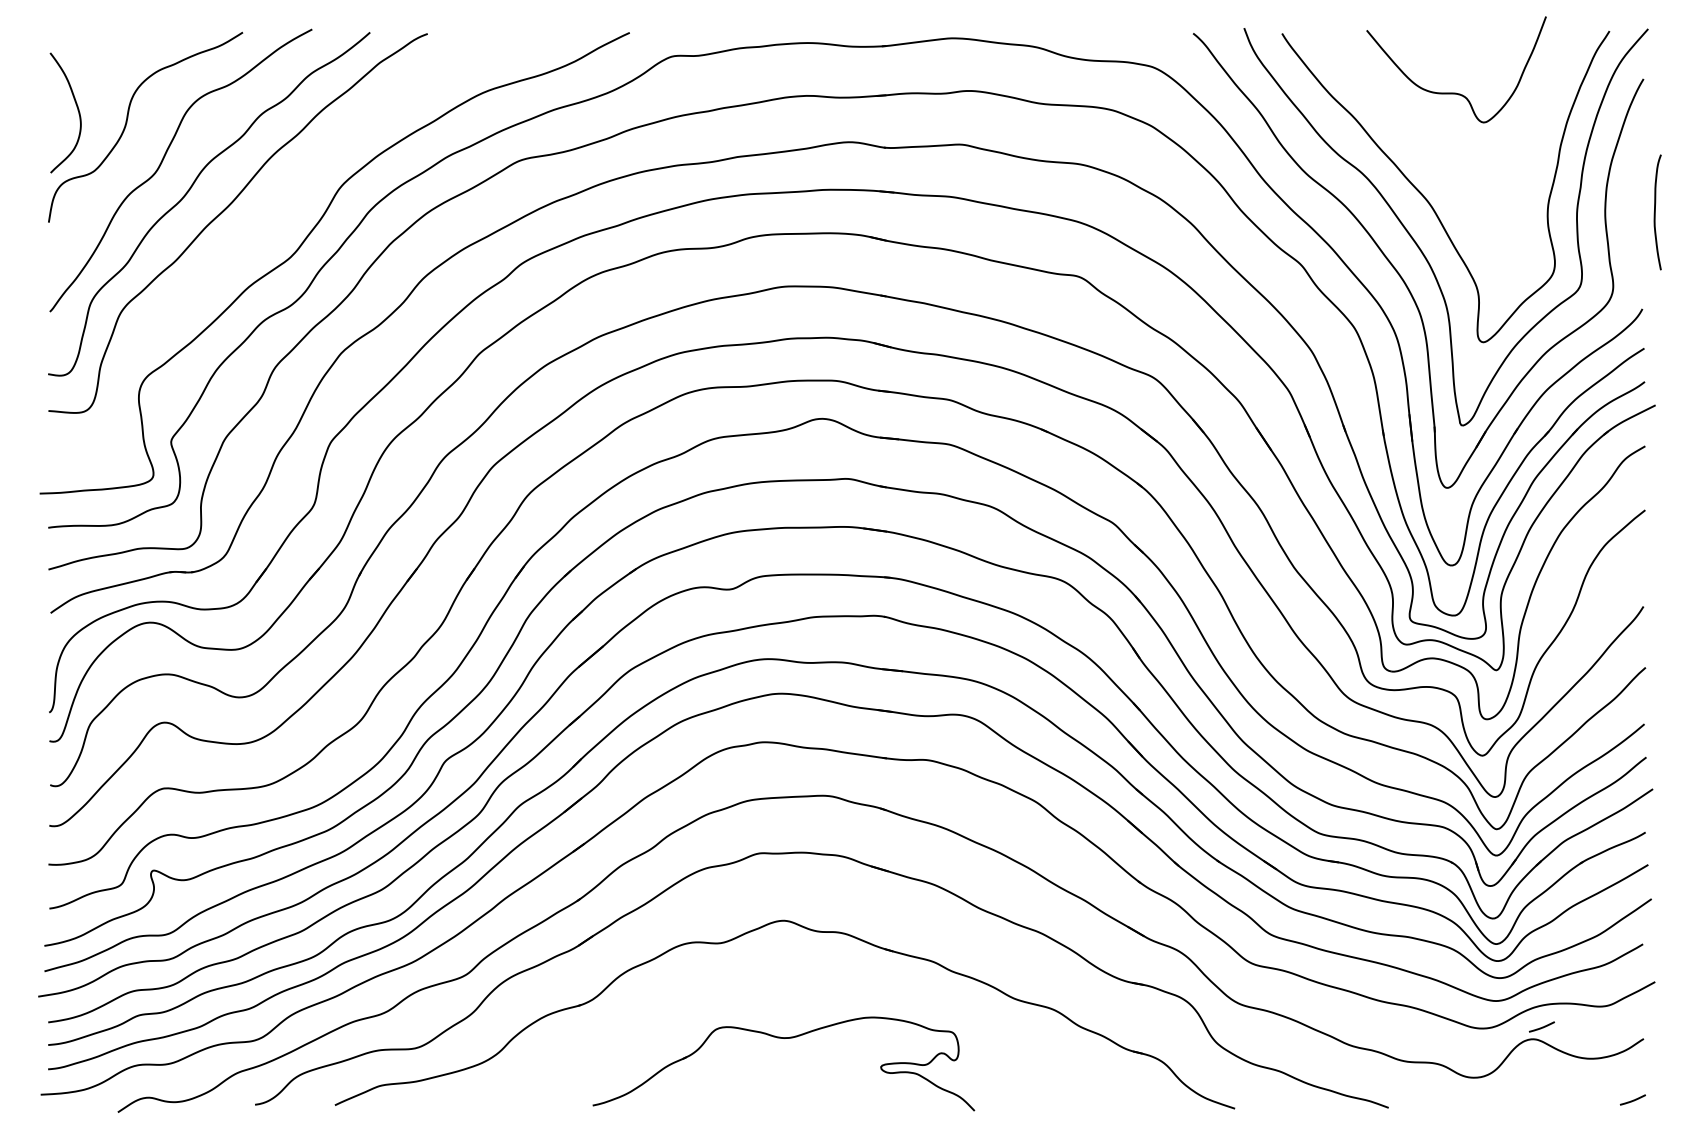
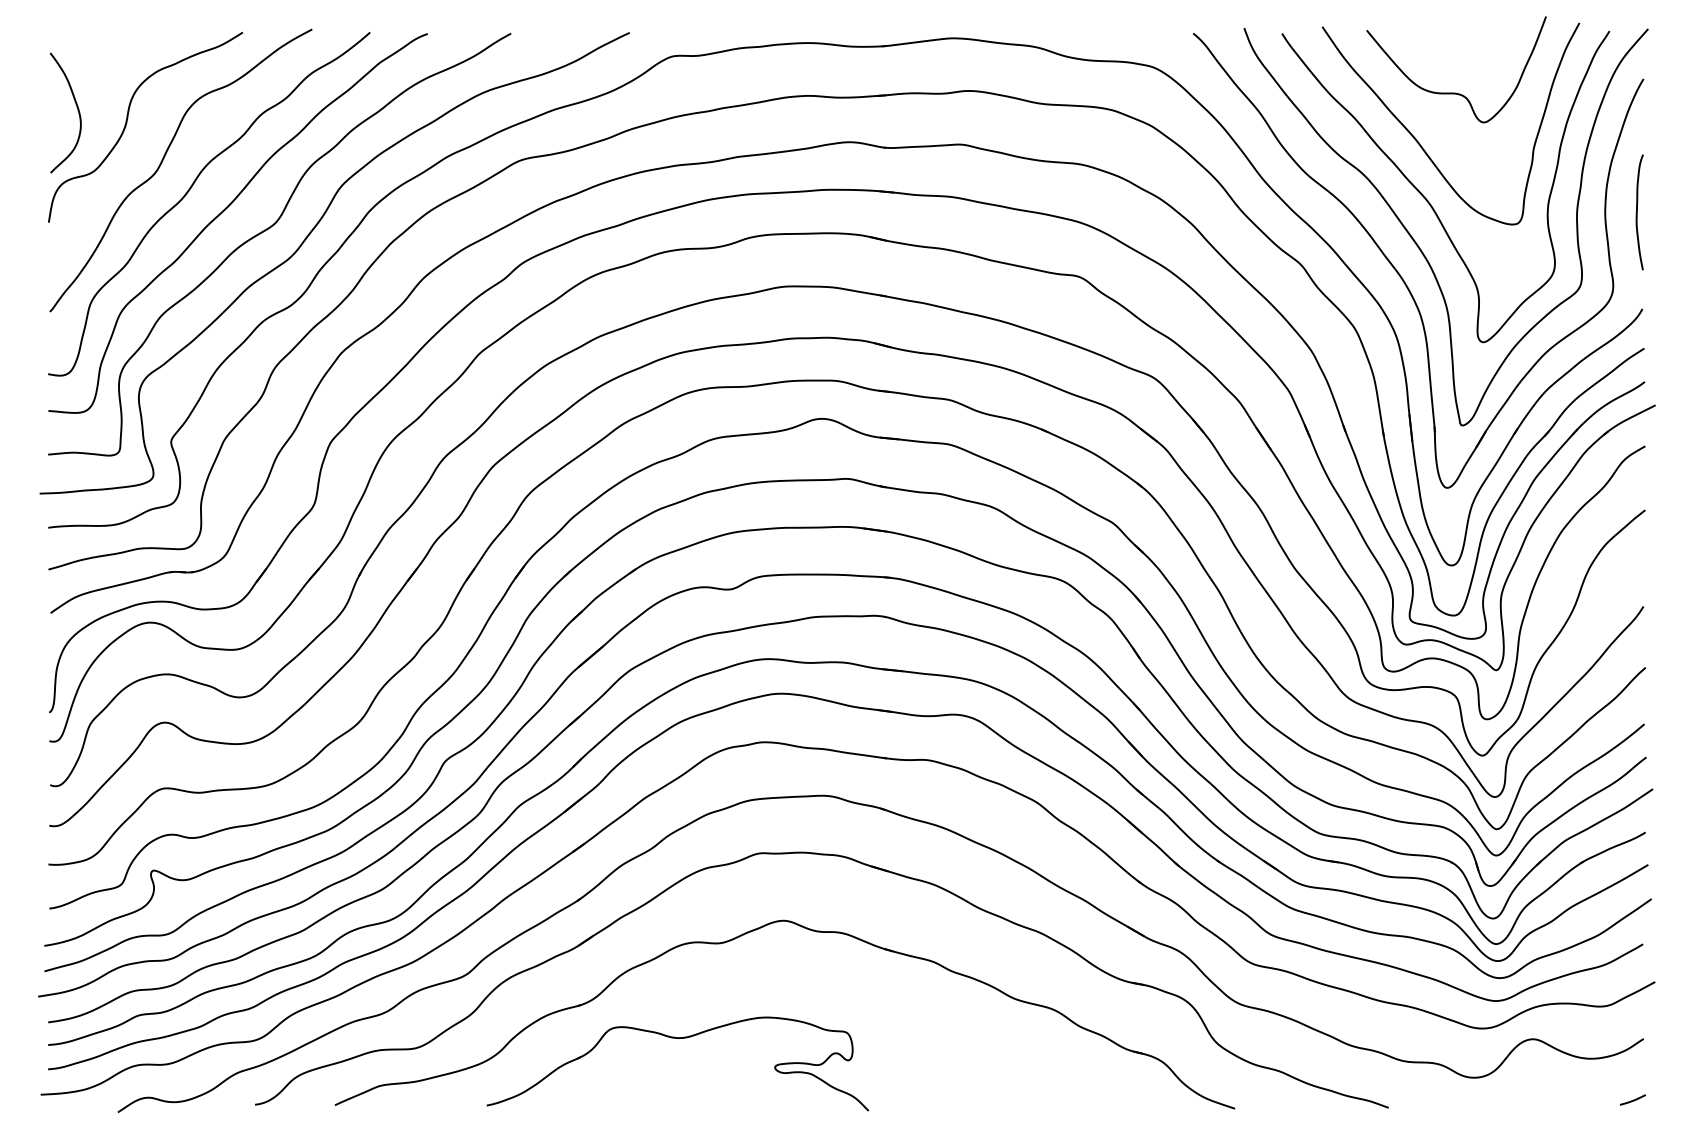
curve: none -> present (1422, 146)
curve position: (1655, 212) -> (1637, 212) (1637, 212)
curve: none -> present (270, 228)
line: present -> none (1542, 1026)
part position: (783, 1038) -> (677, 1038) (677, 1038)
